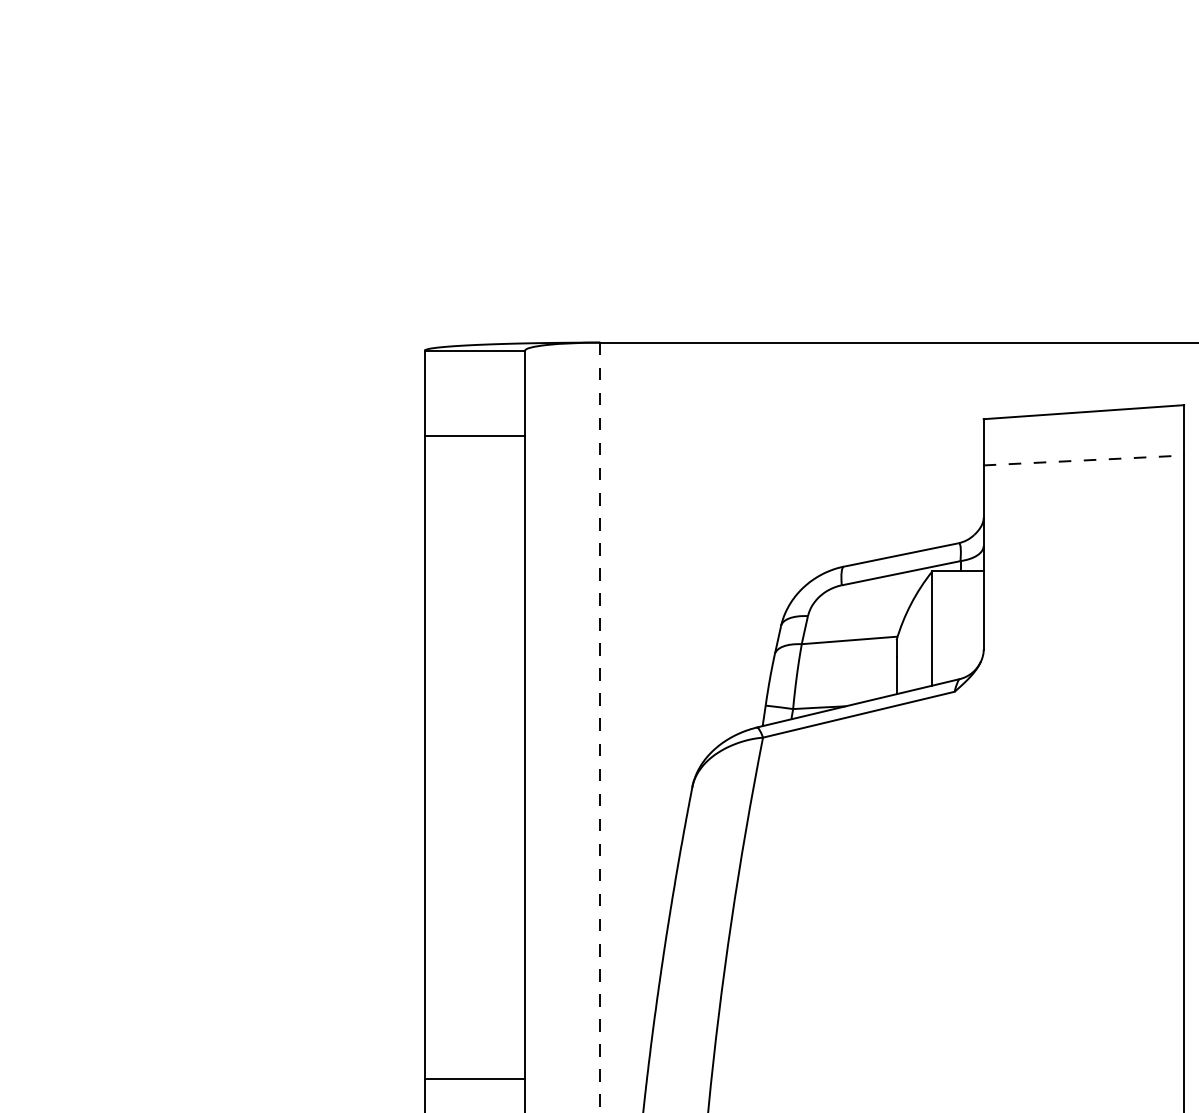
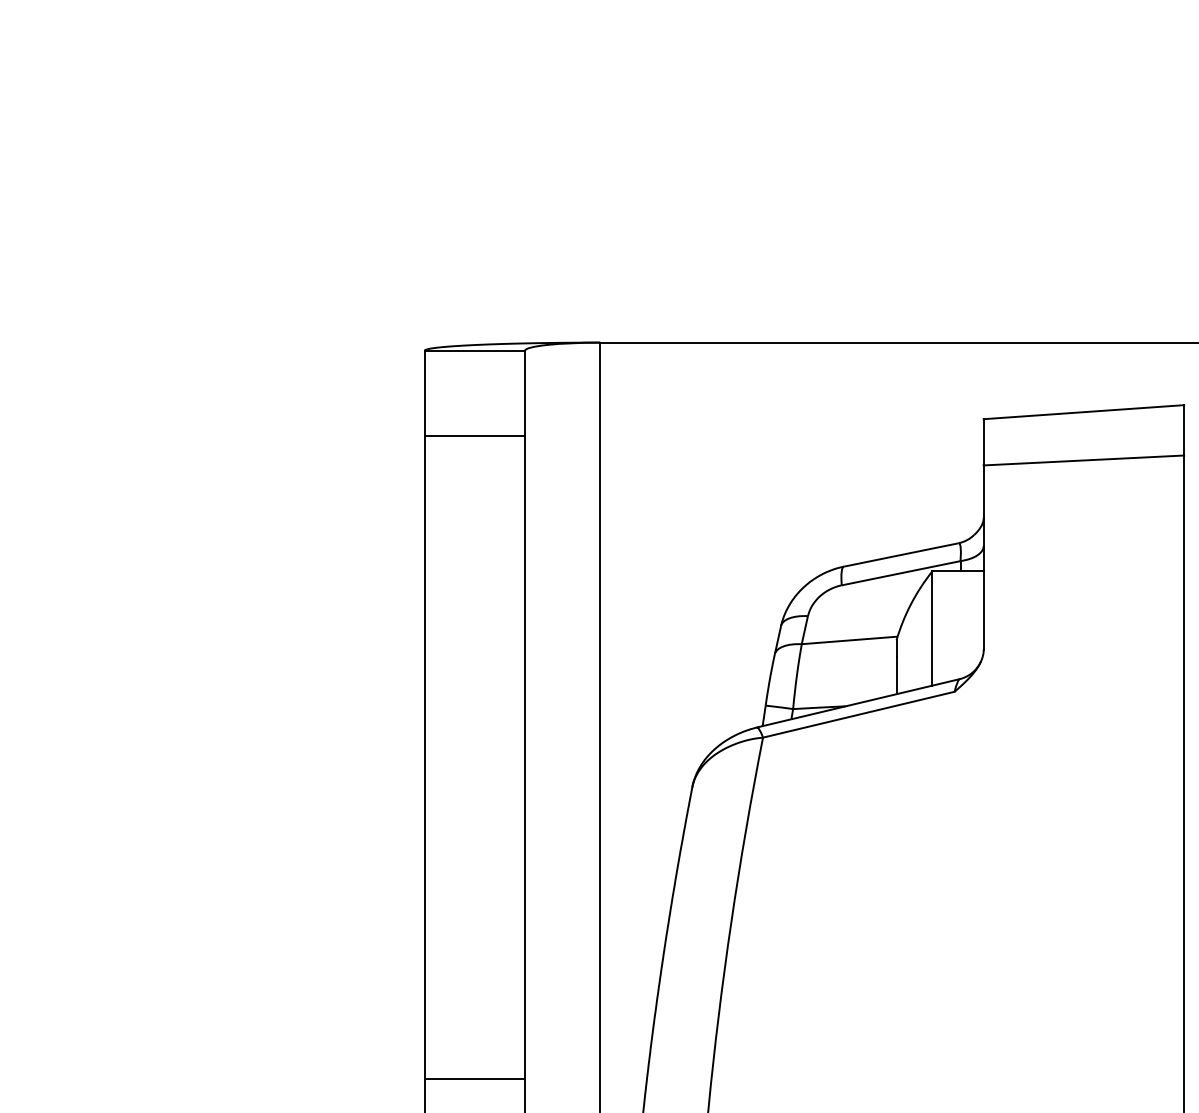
line: dashed -> solid (1084, 460)
line: dashed -> solid (600, 727)
